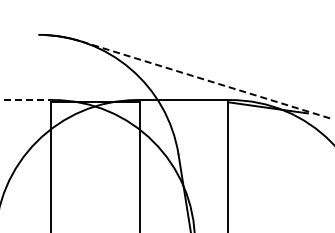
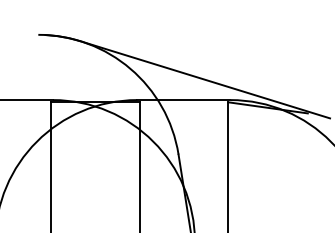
line: dashed -> solid (205, 79)
line: dashed -> solid (27, 100)
